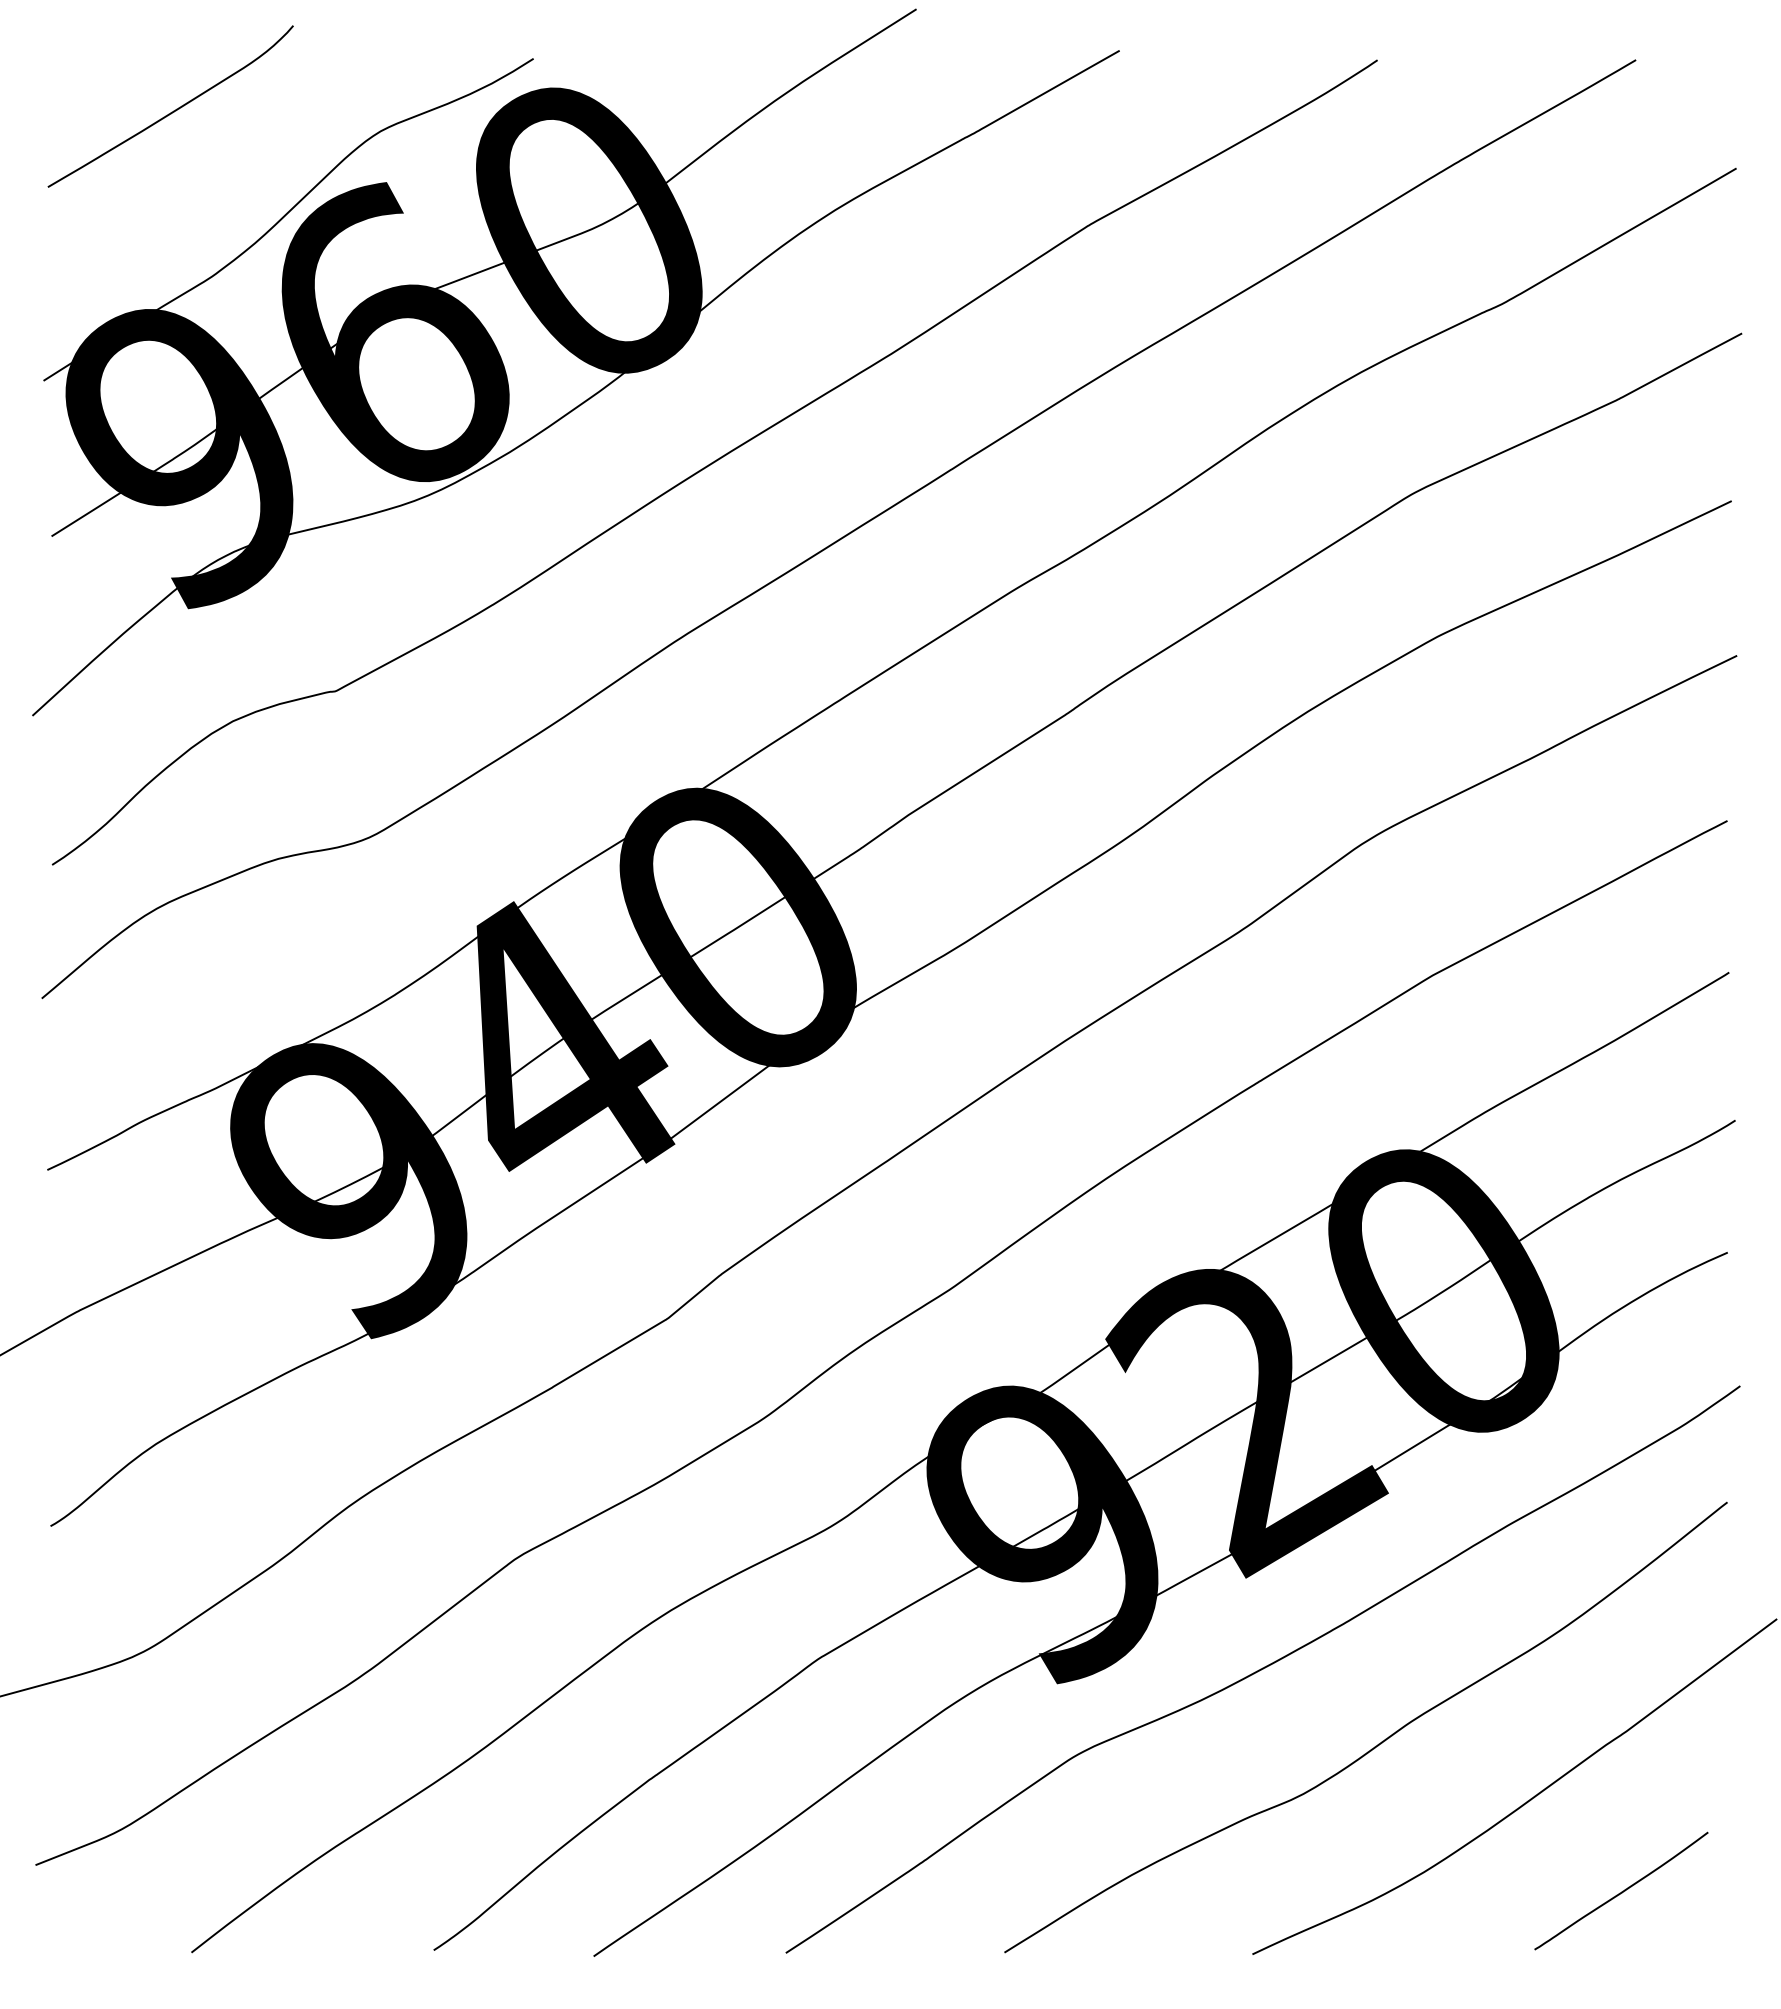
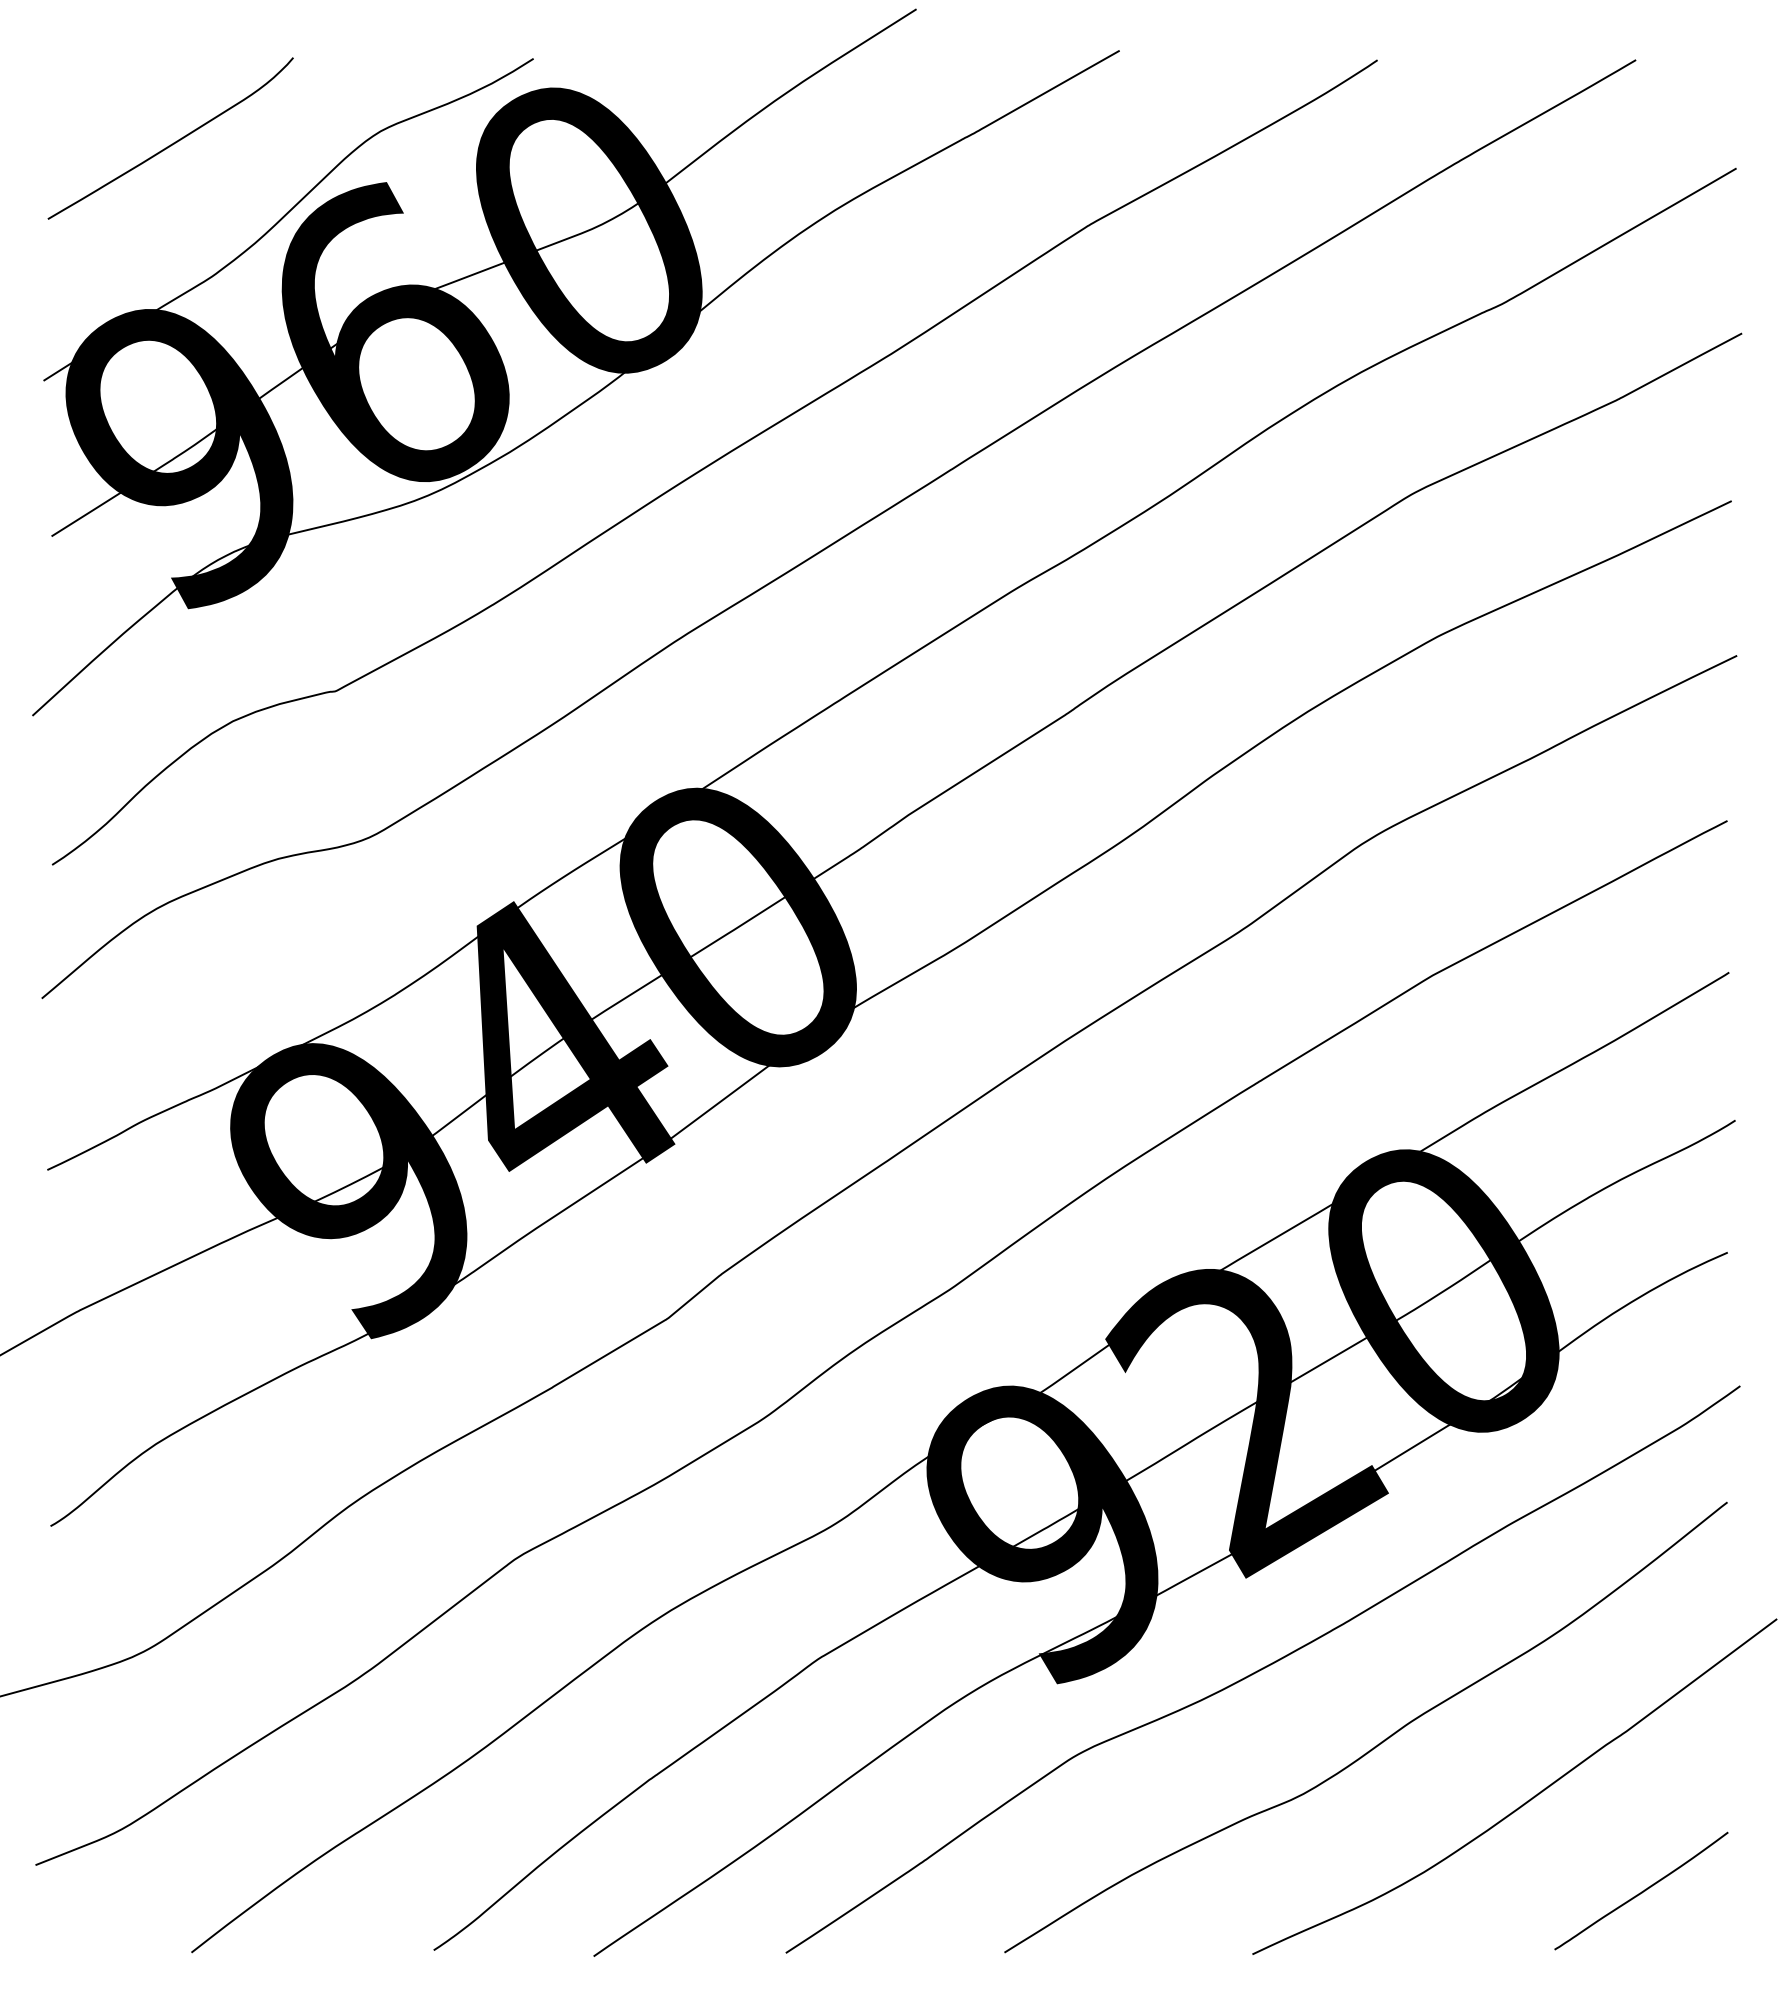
curve position: (173, 110) -> (173, 142) (173, 142)
curve position: (1621, 1891) -> (1641, 1891) (1641, 1891)
